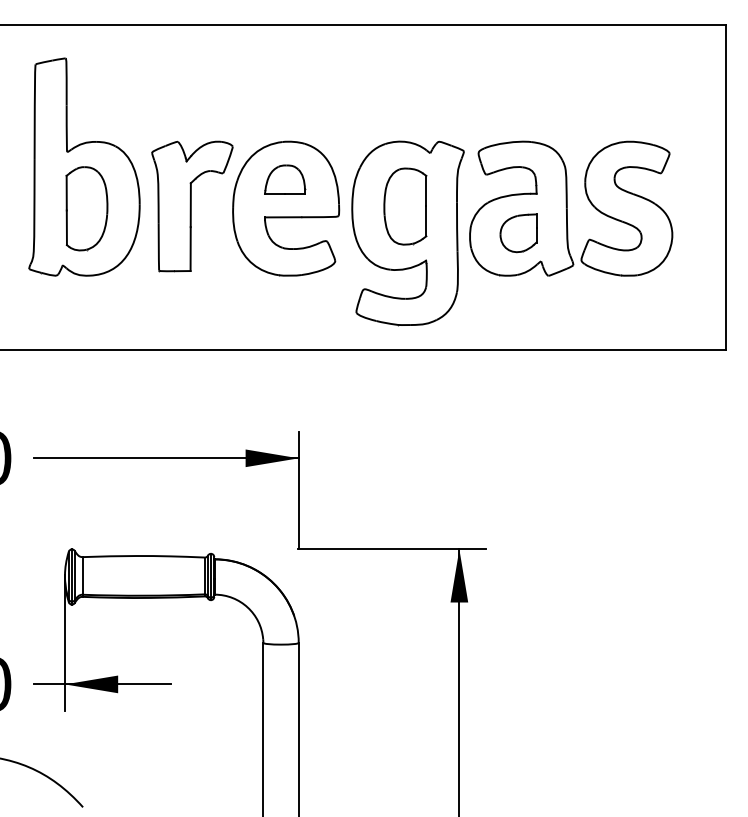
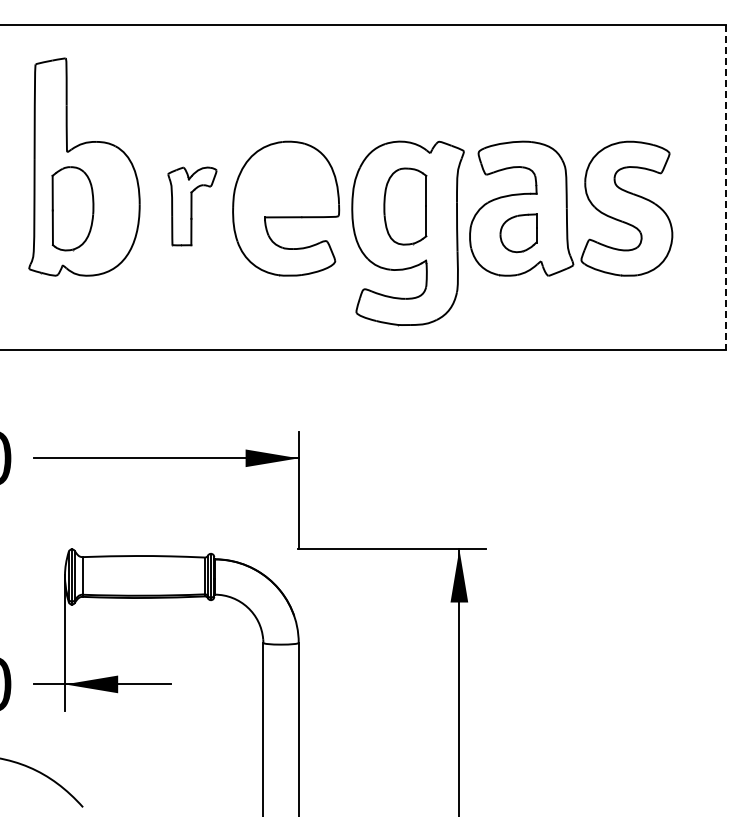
part: present -> none (285, 179)
line: solid -> dashed (725, 187)
part size: 83x133 px -> 51x81 px (192, 206)
part position: (86, 208) -> (72, 208) (72, 208)
